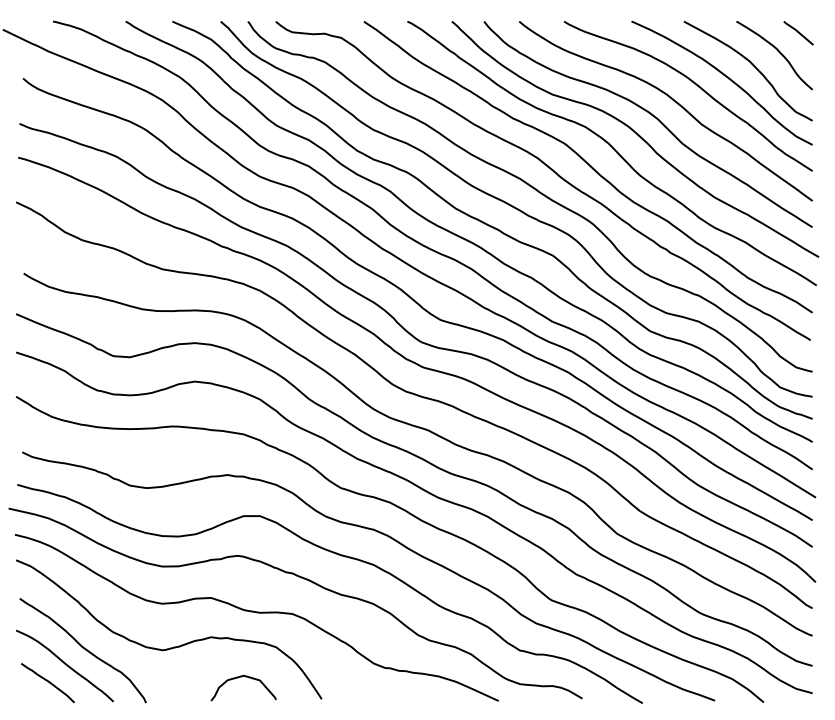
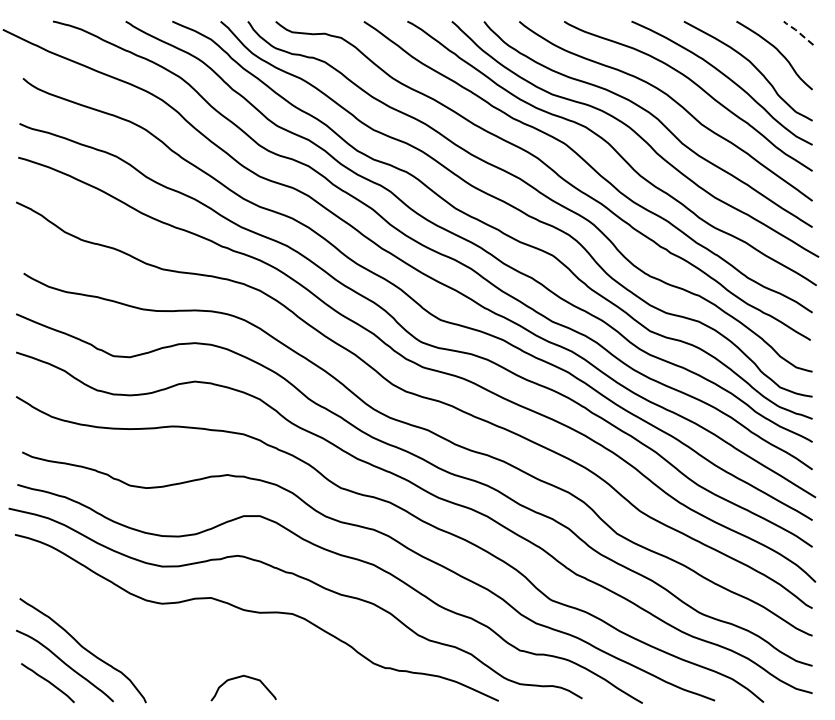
line: solid -> dashed (797, 31)
curve: present -> none (173, 646)
